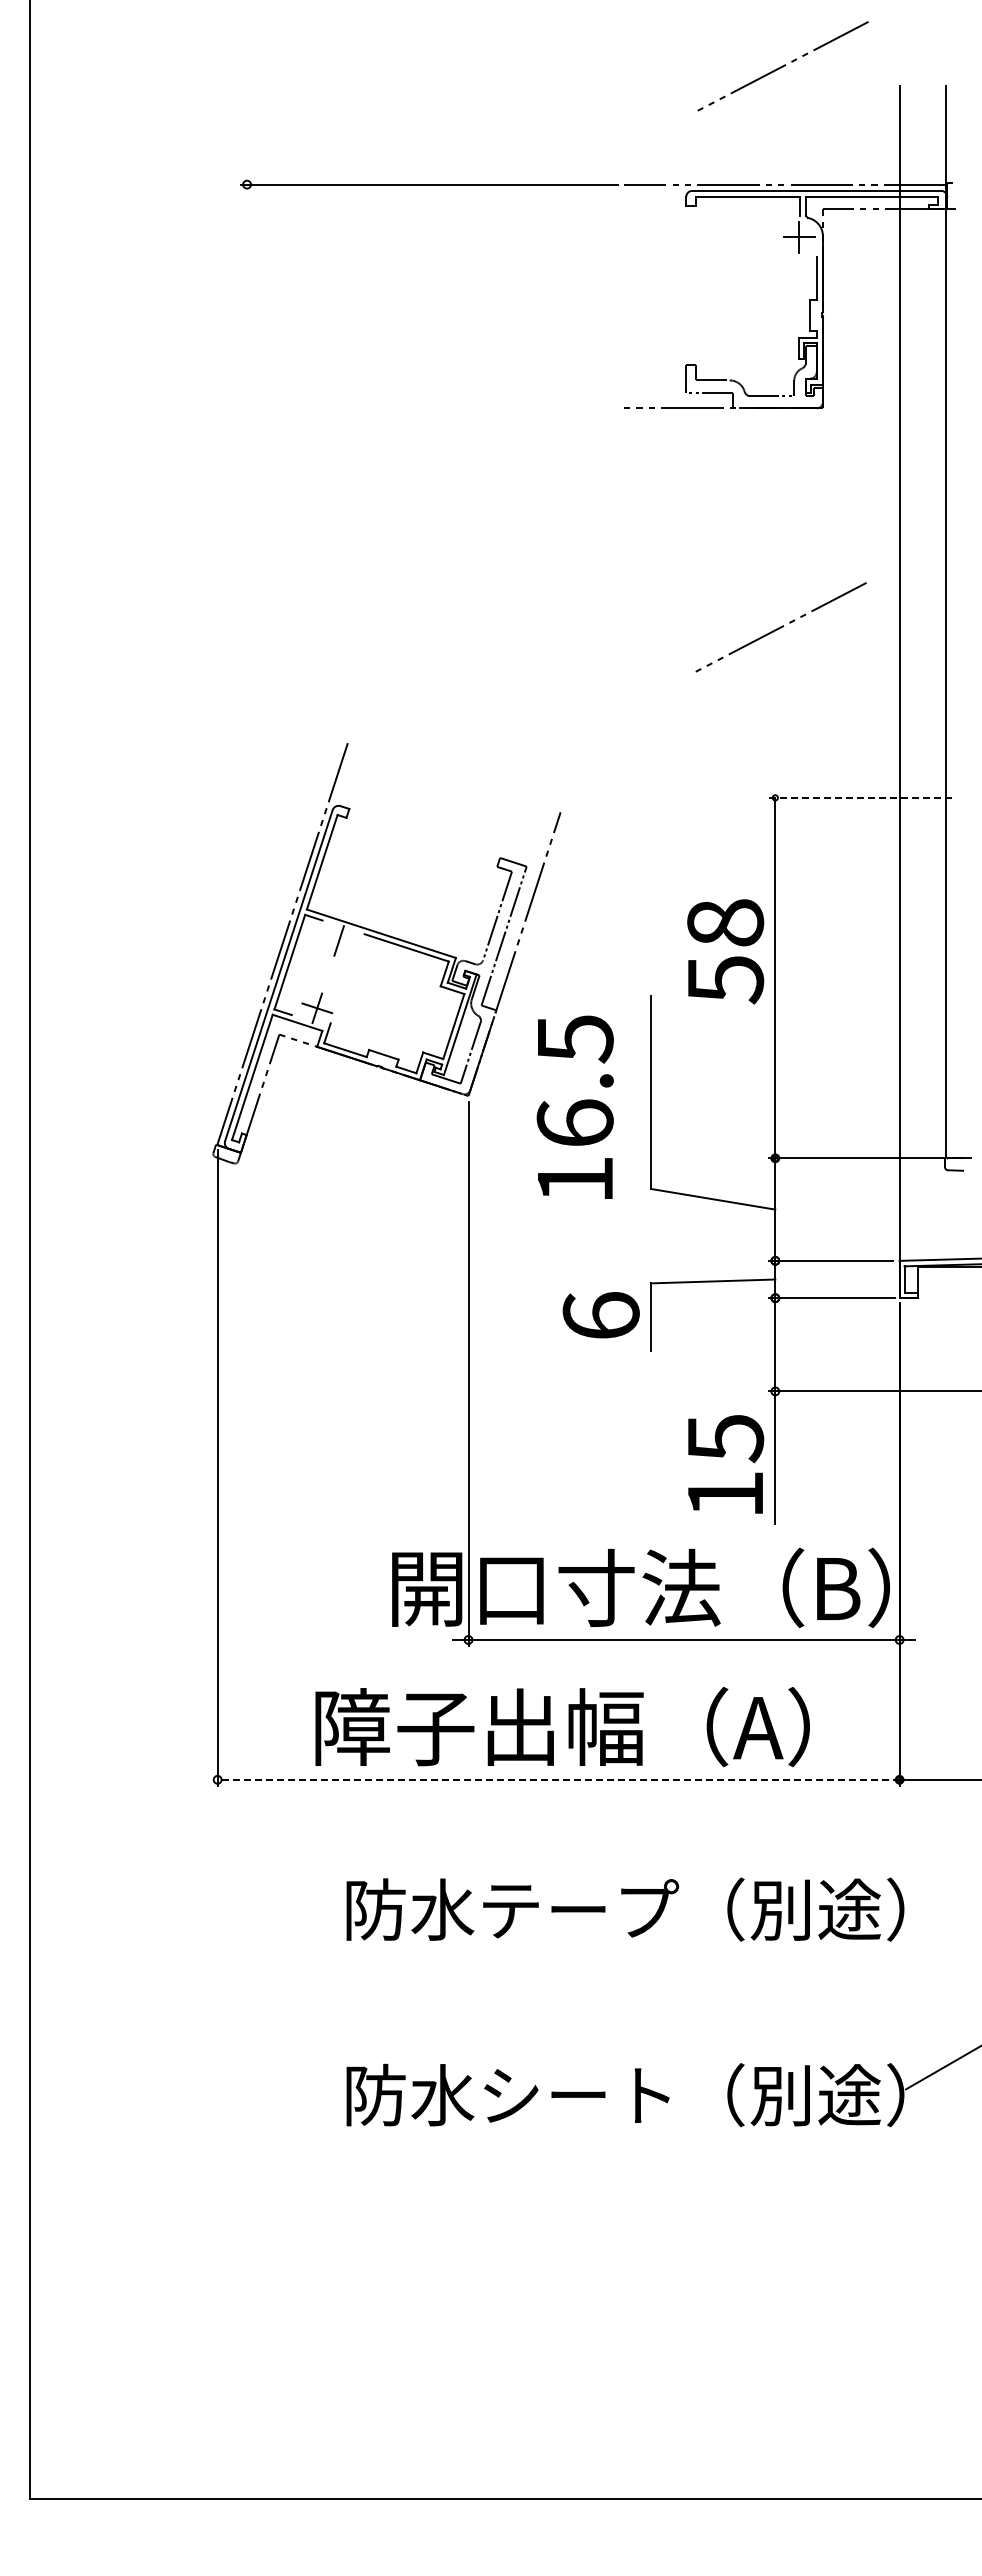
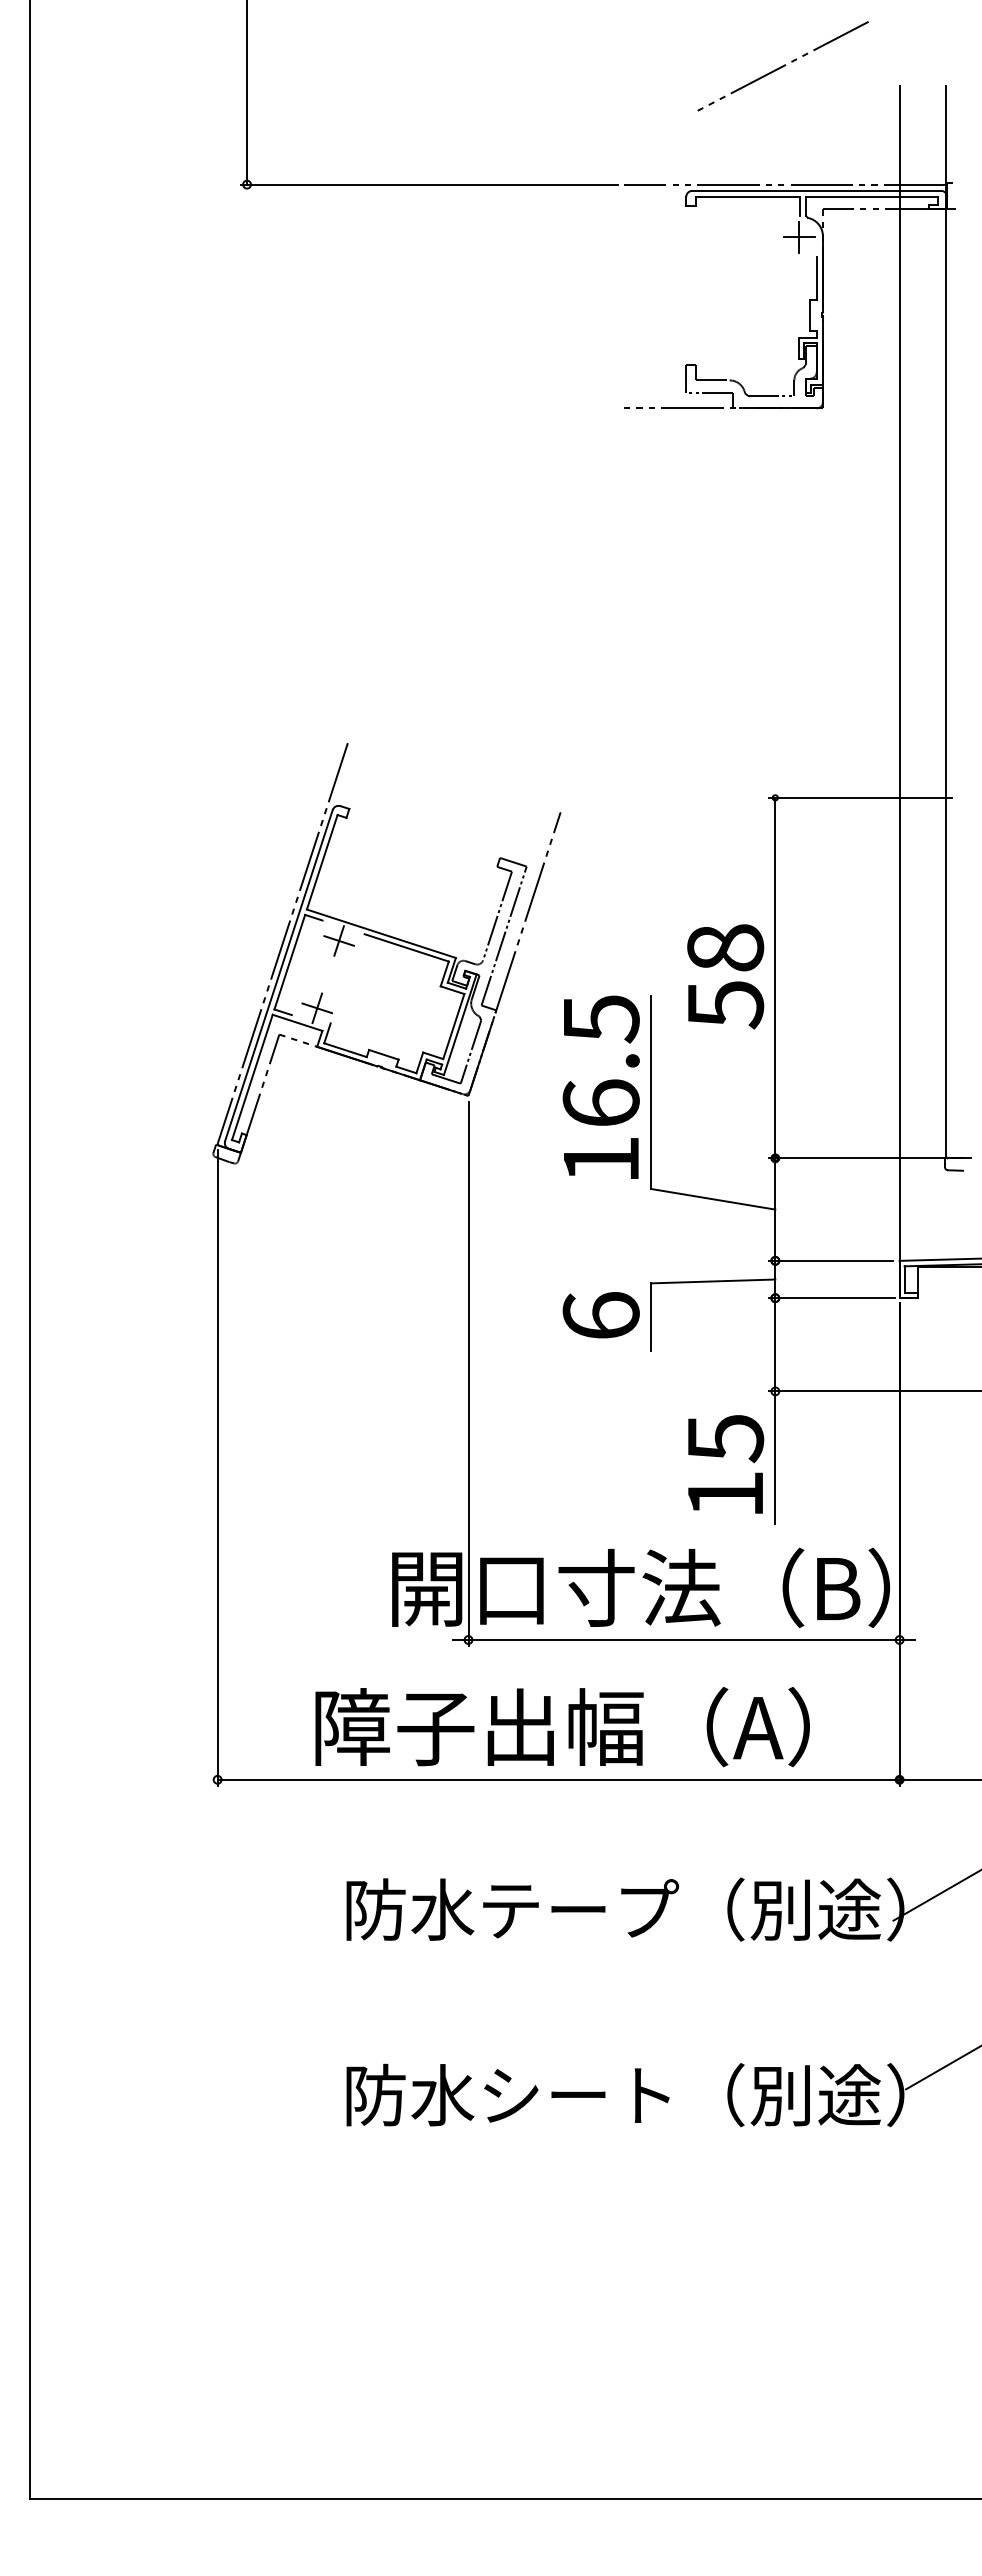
line: none -> present (247, 93)
line: present -> none (780, 627)
line: dashed -> solid (860, 797)
line: none -> present (338, 940)
text position: (725, 951) -> (725, 976) (725, 976)
text position: (574, 1106) -> (600, 1086) (600, 1086)
line: dashed -> solid (558, 1779)
line: none -> present (935, 1895)
